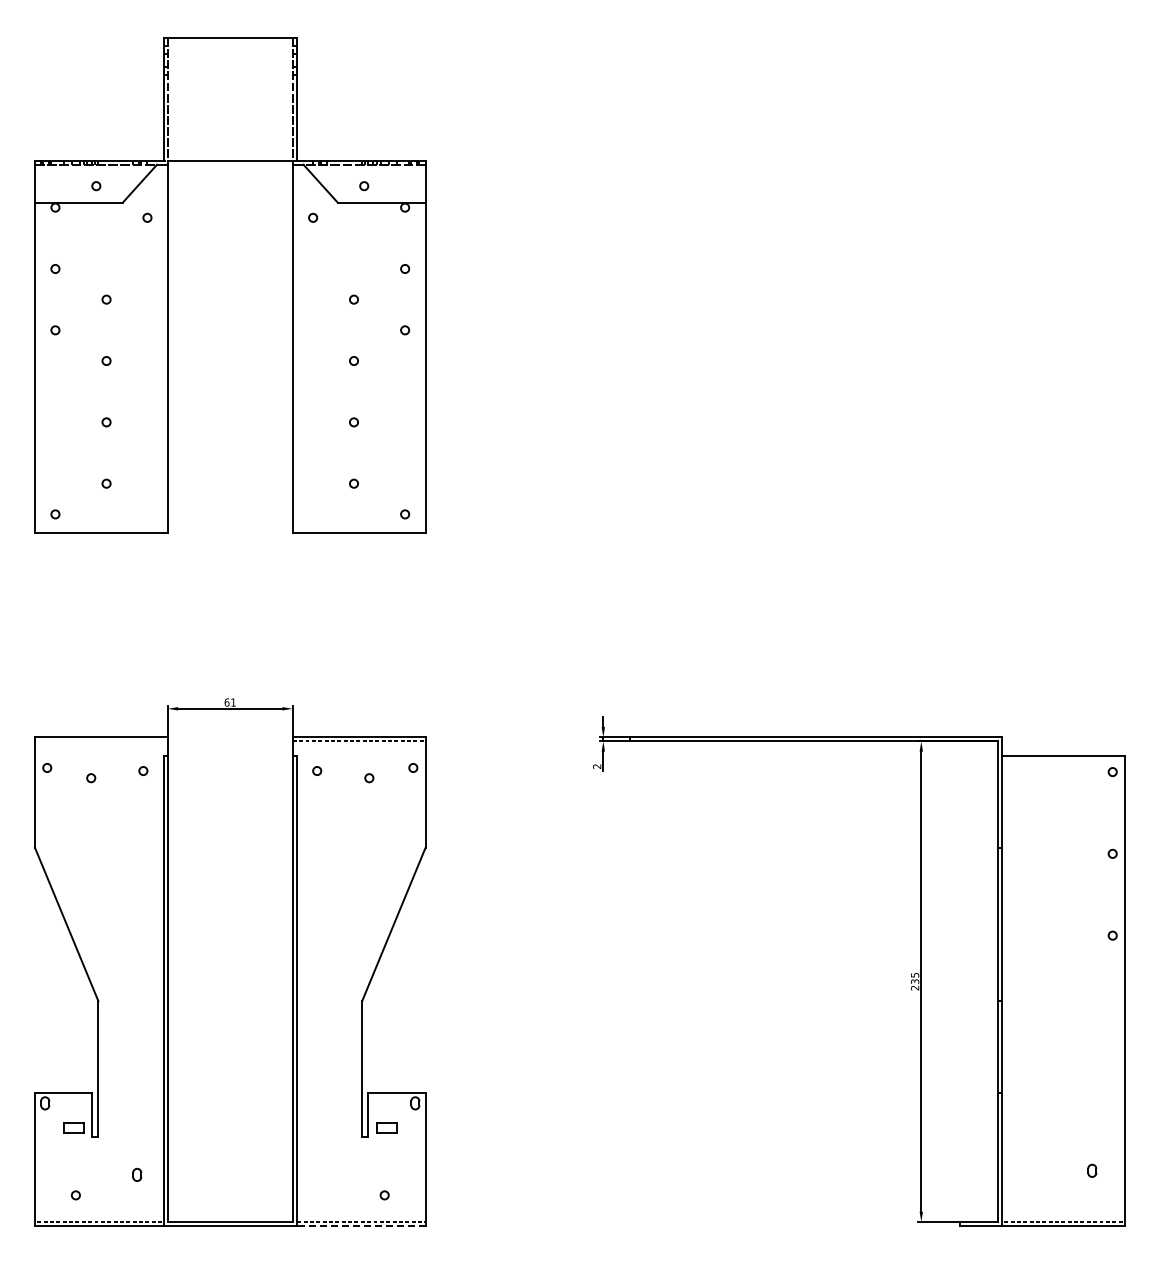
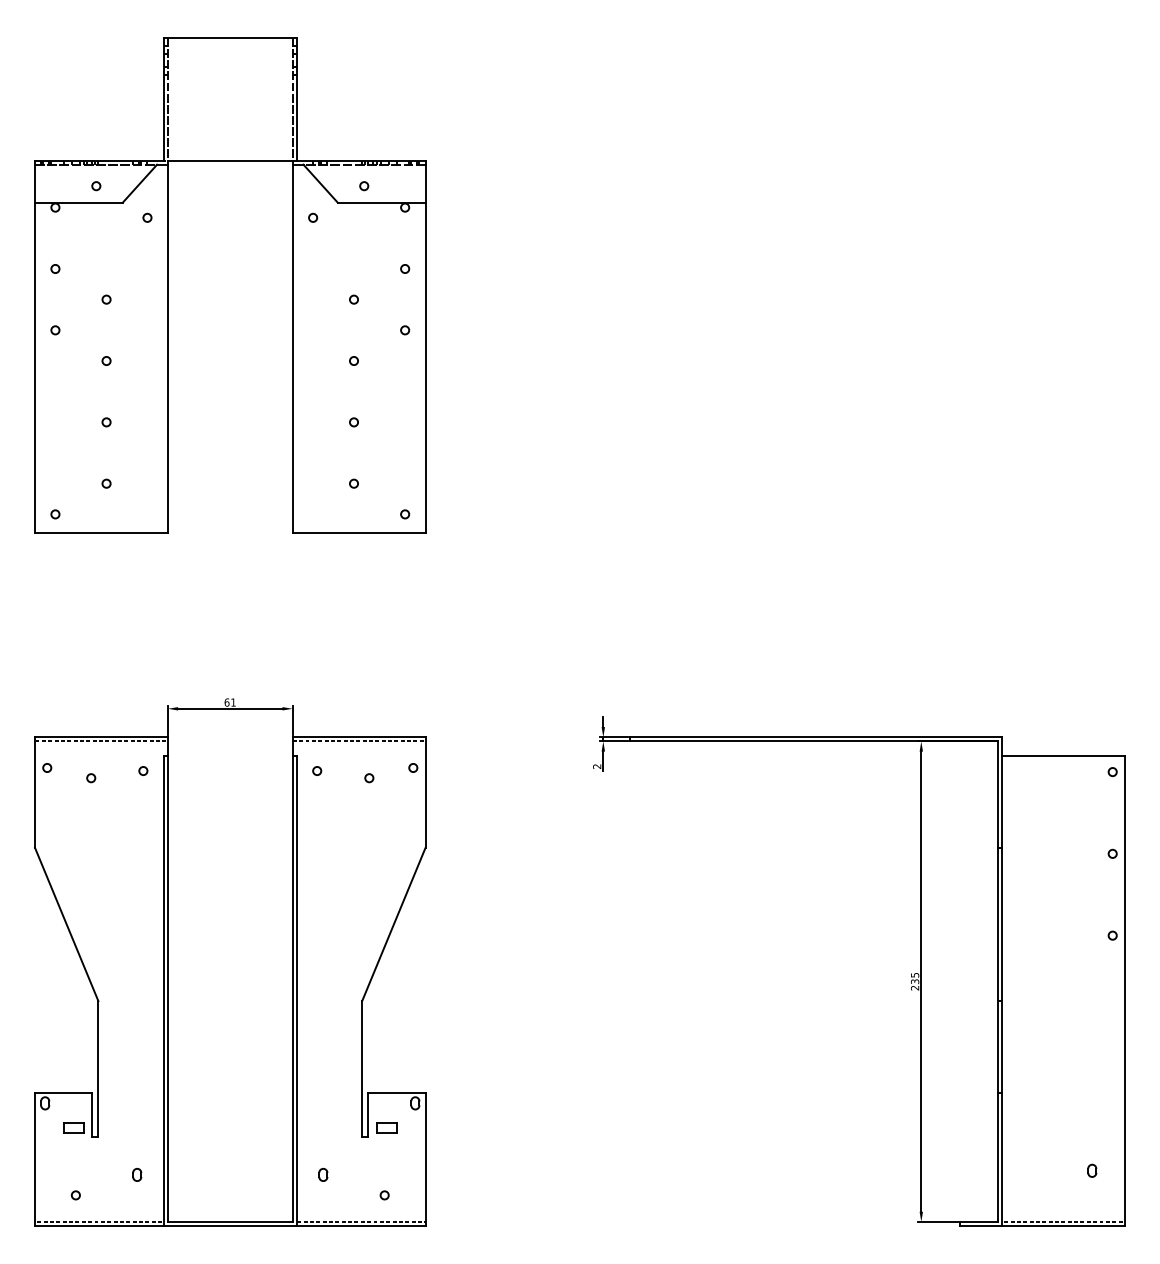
line: none -> present (101, 741)
part: none -> present (323, 1174)
line: dashed -> solid (360, 1226)
